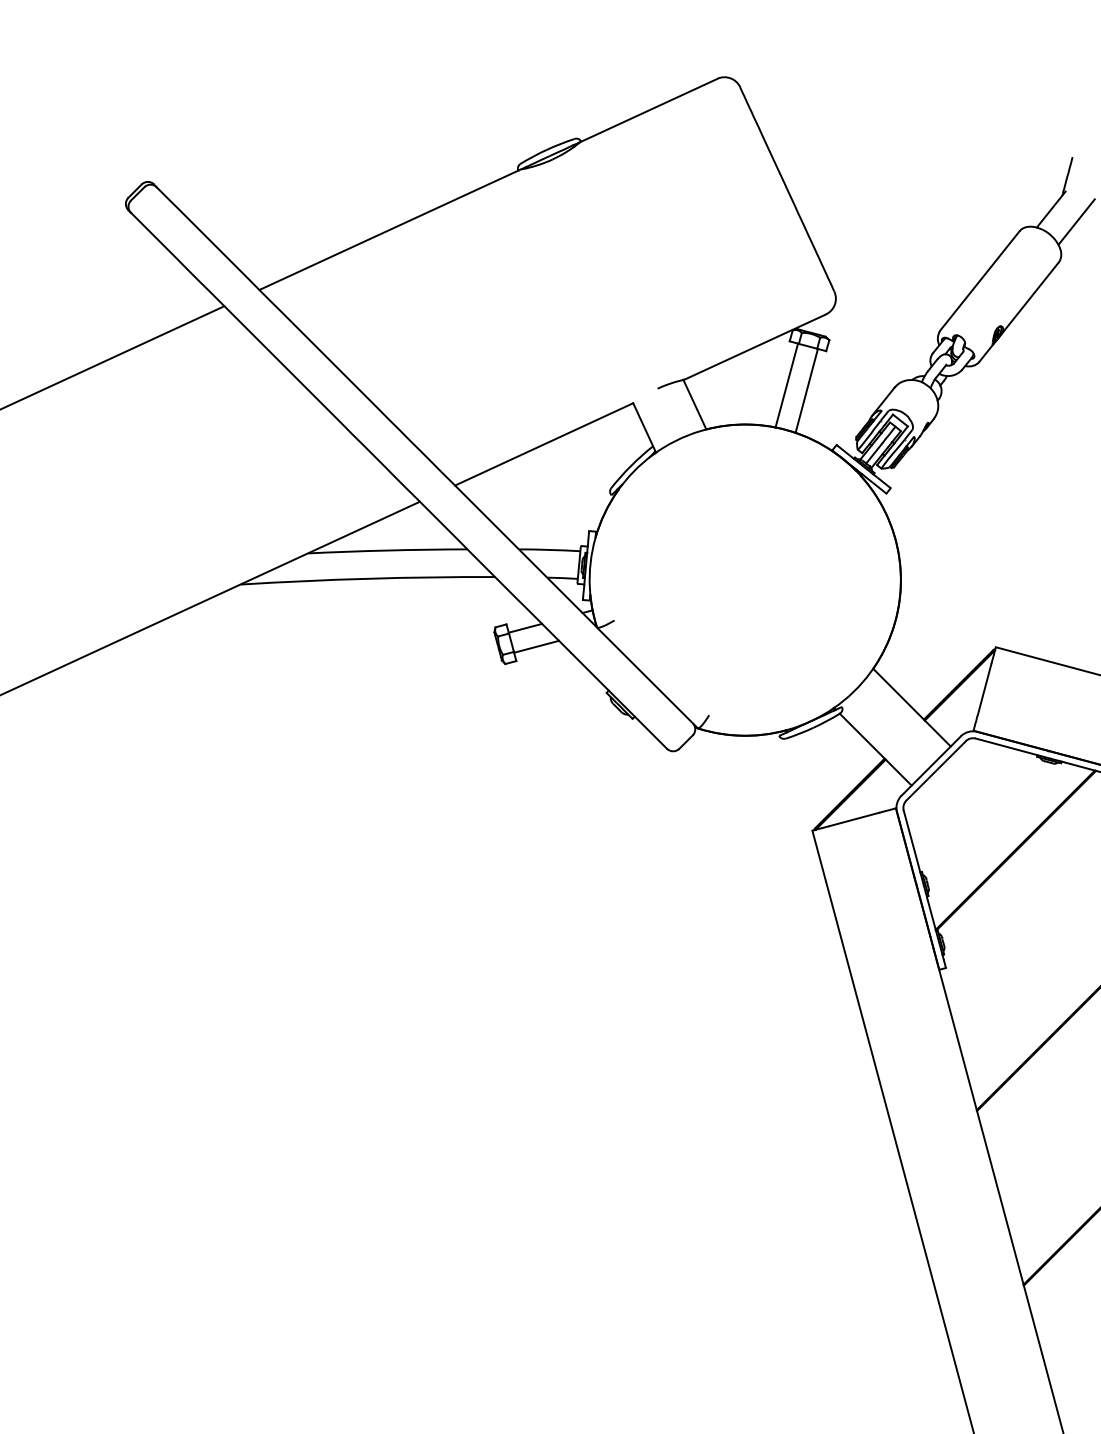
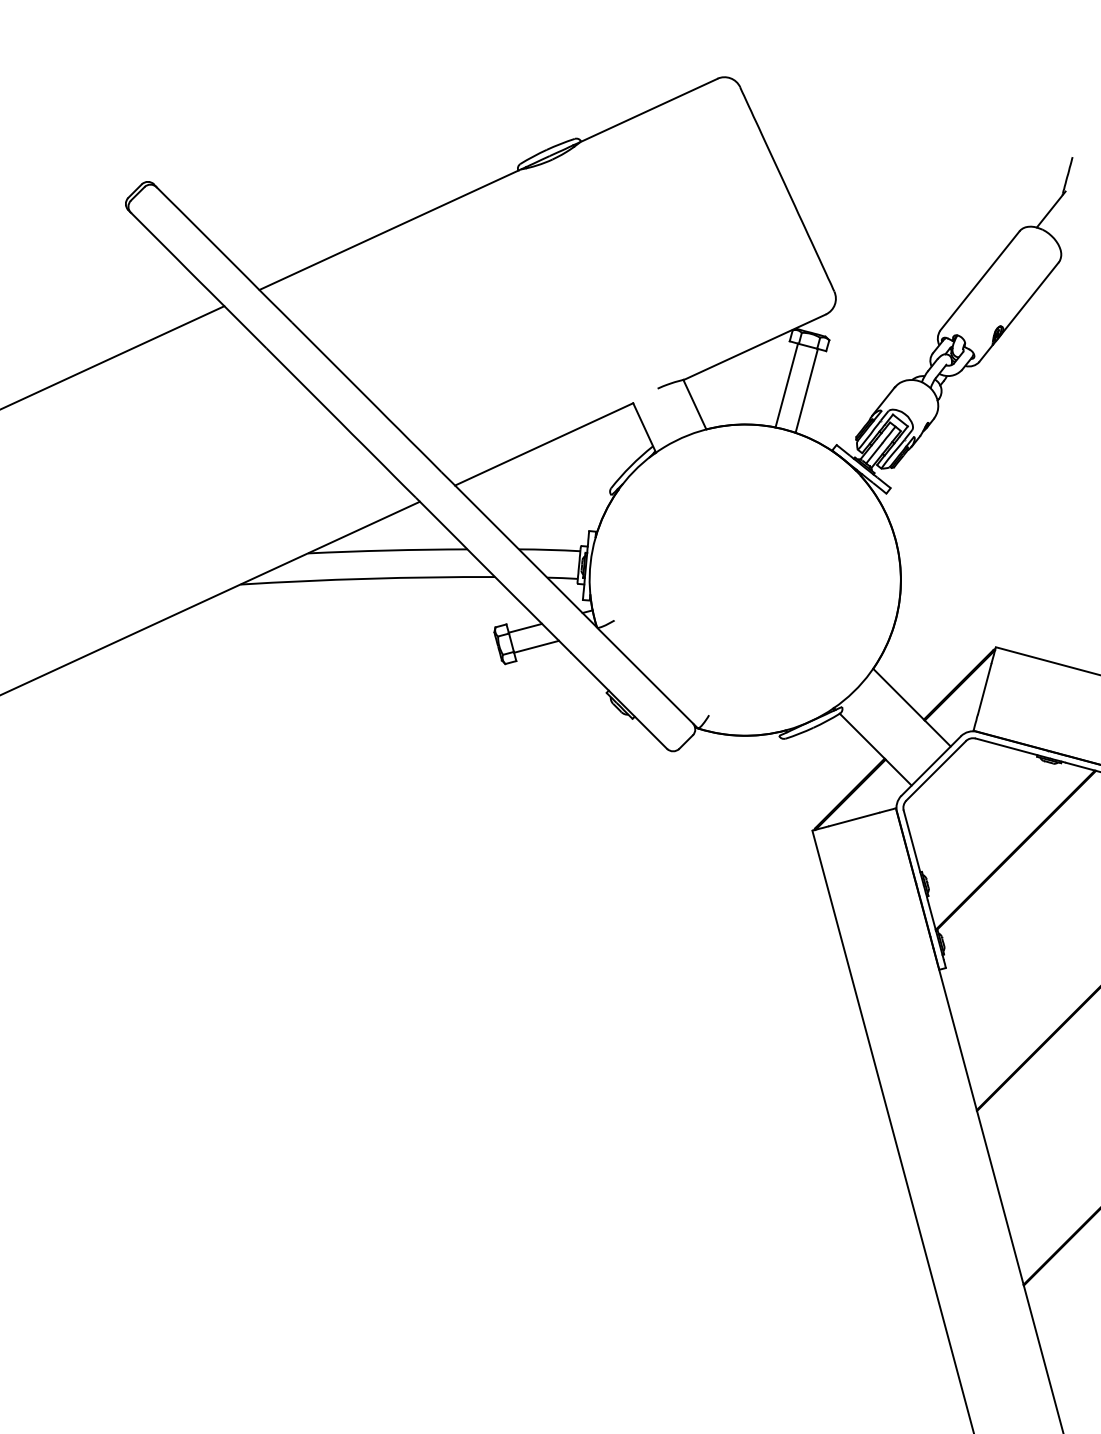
line: present -> none (1076, 221)
